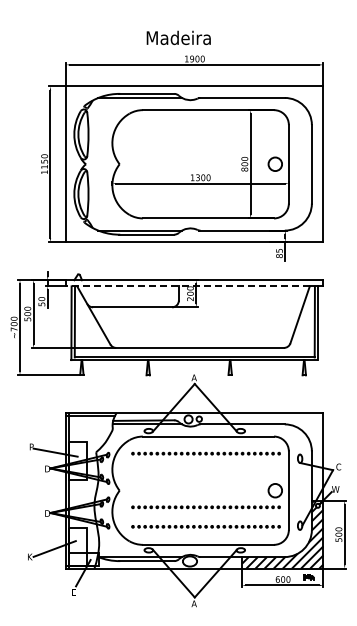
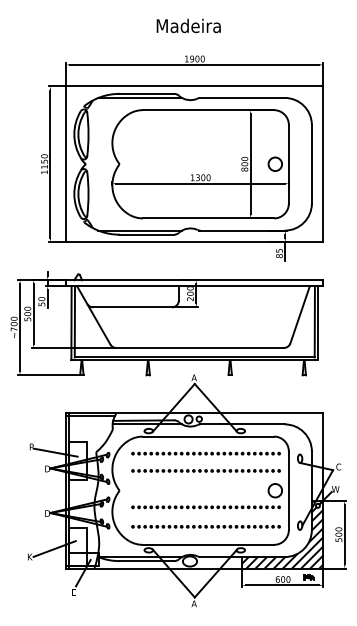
text position: (178, 37) -> (188, 25) (188, 25)
line: dashed -> solid (188, 286)
line: none -> present (205, 470)
